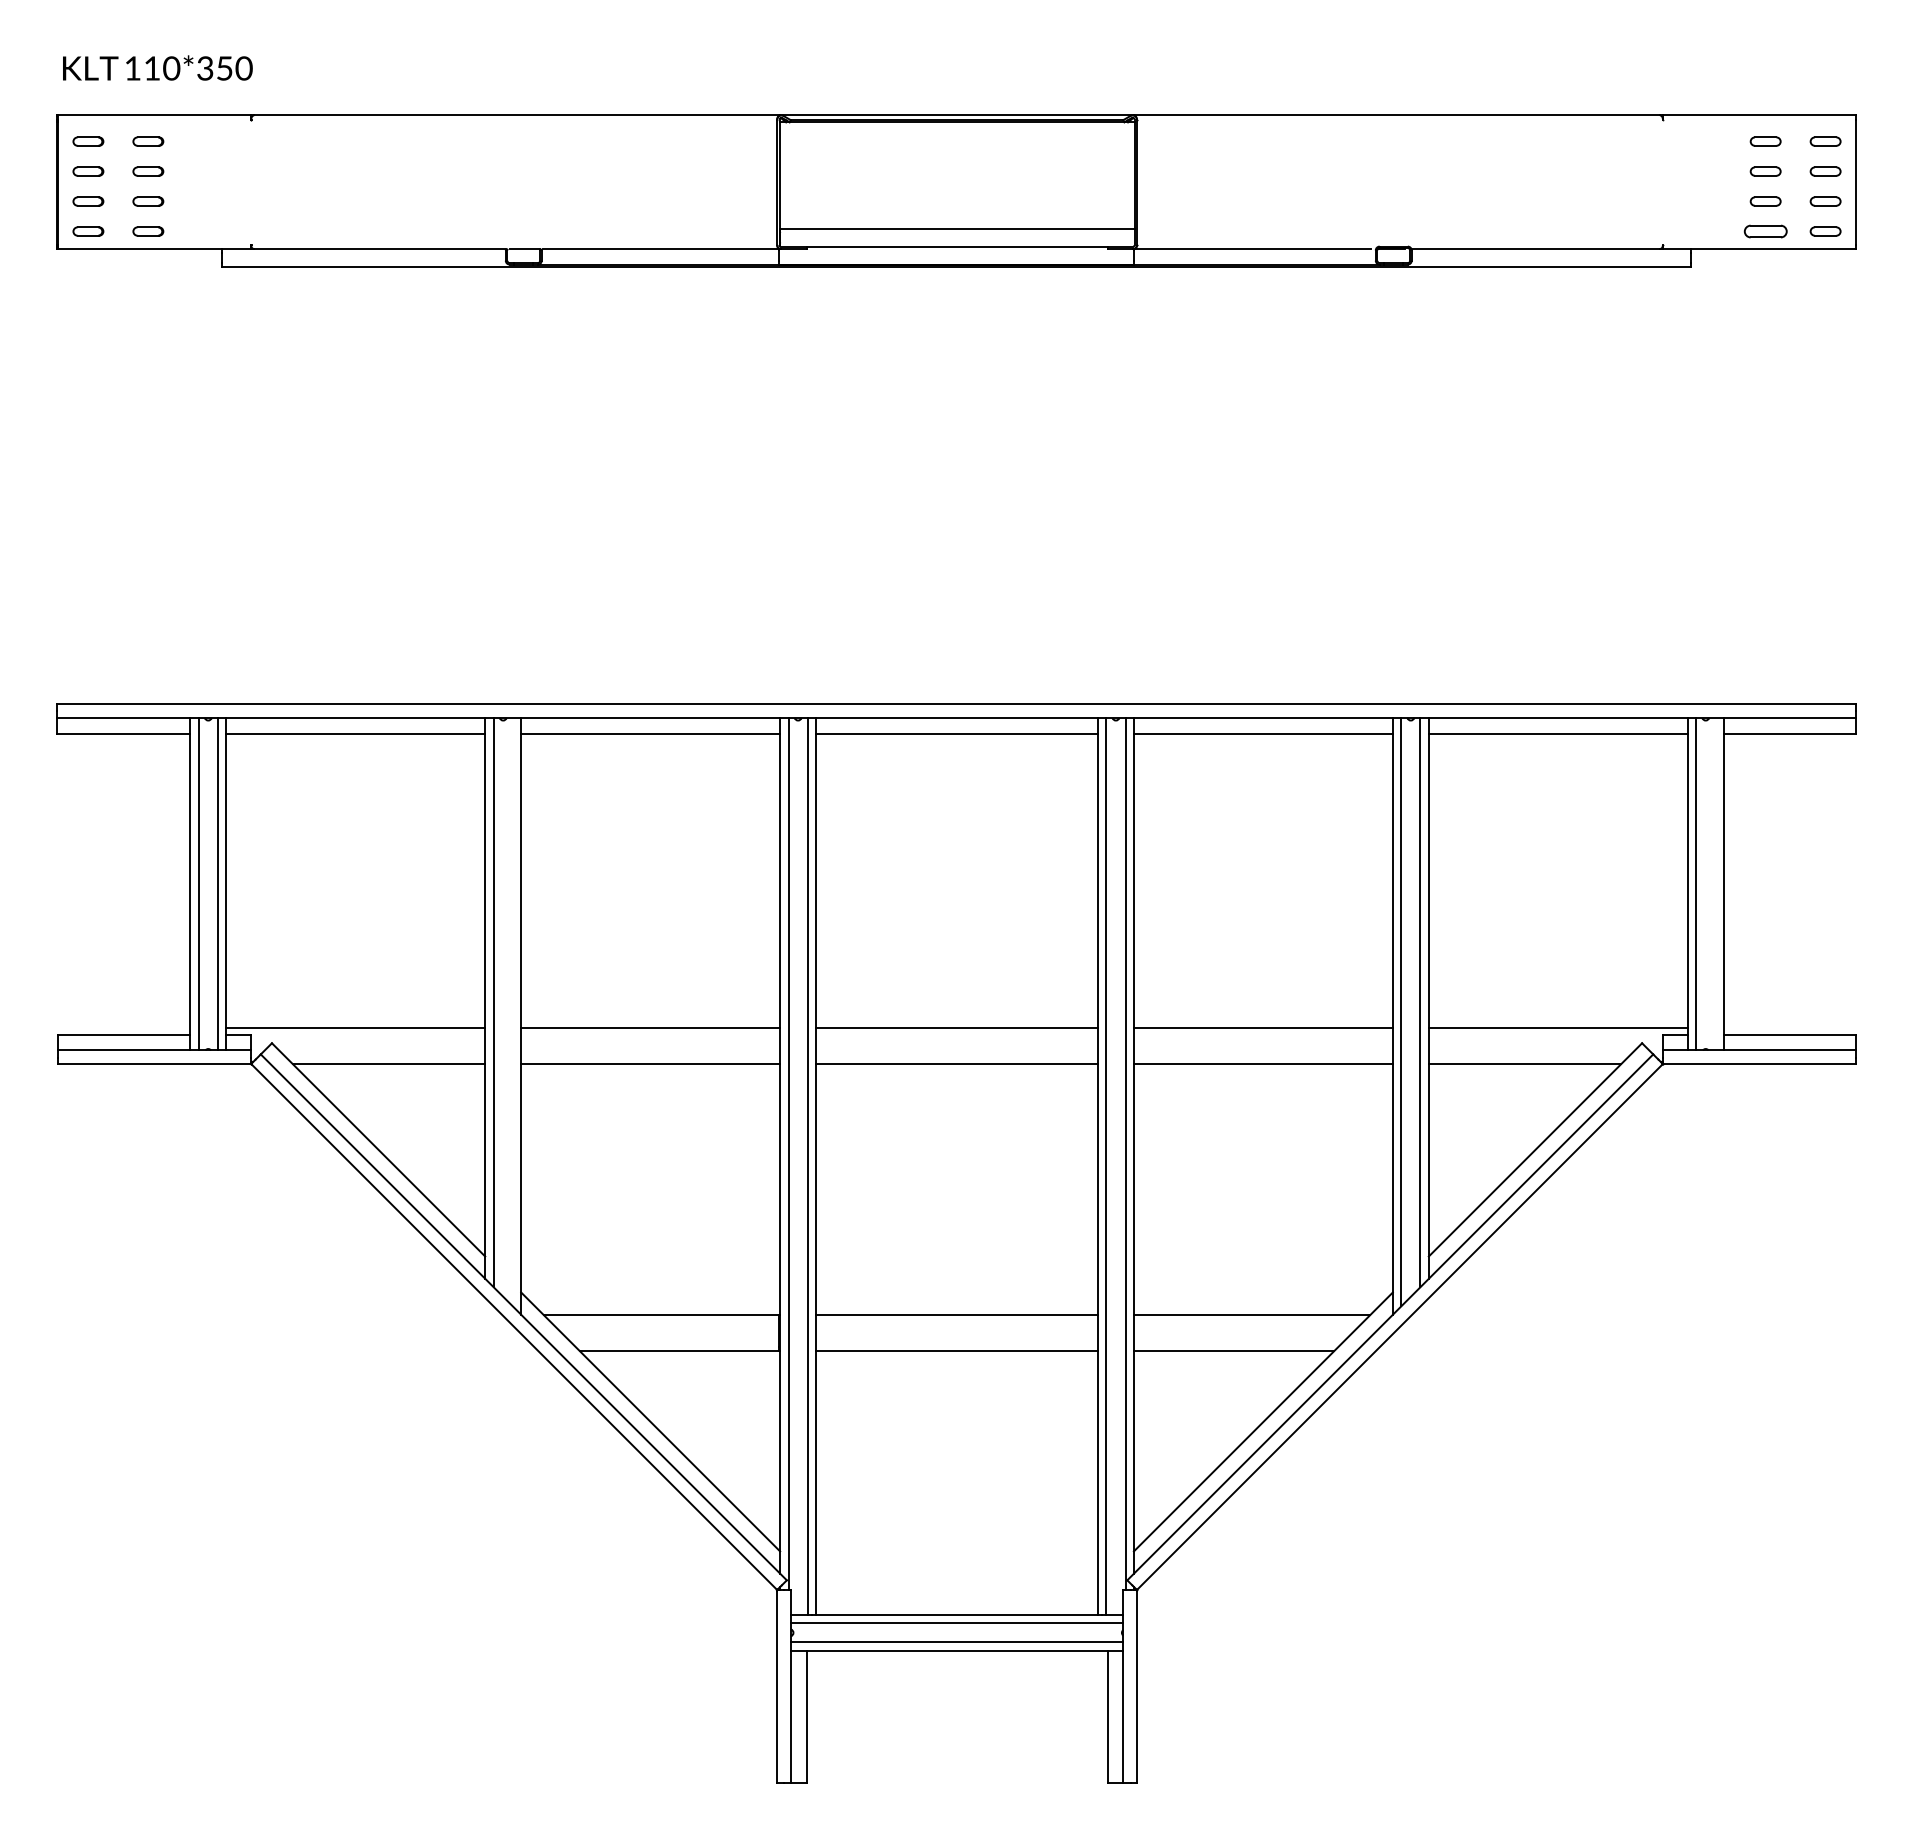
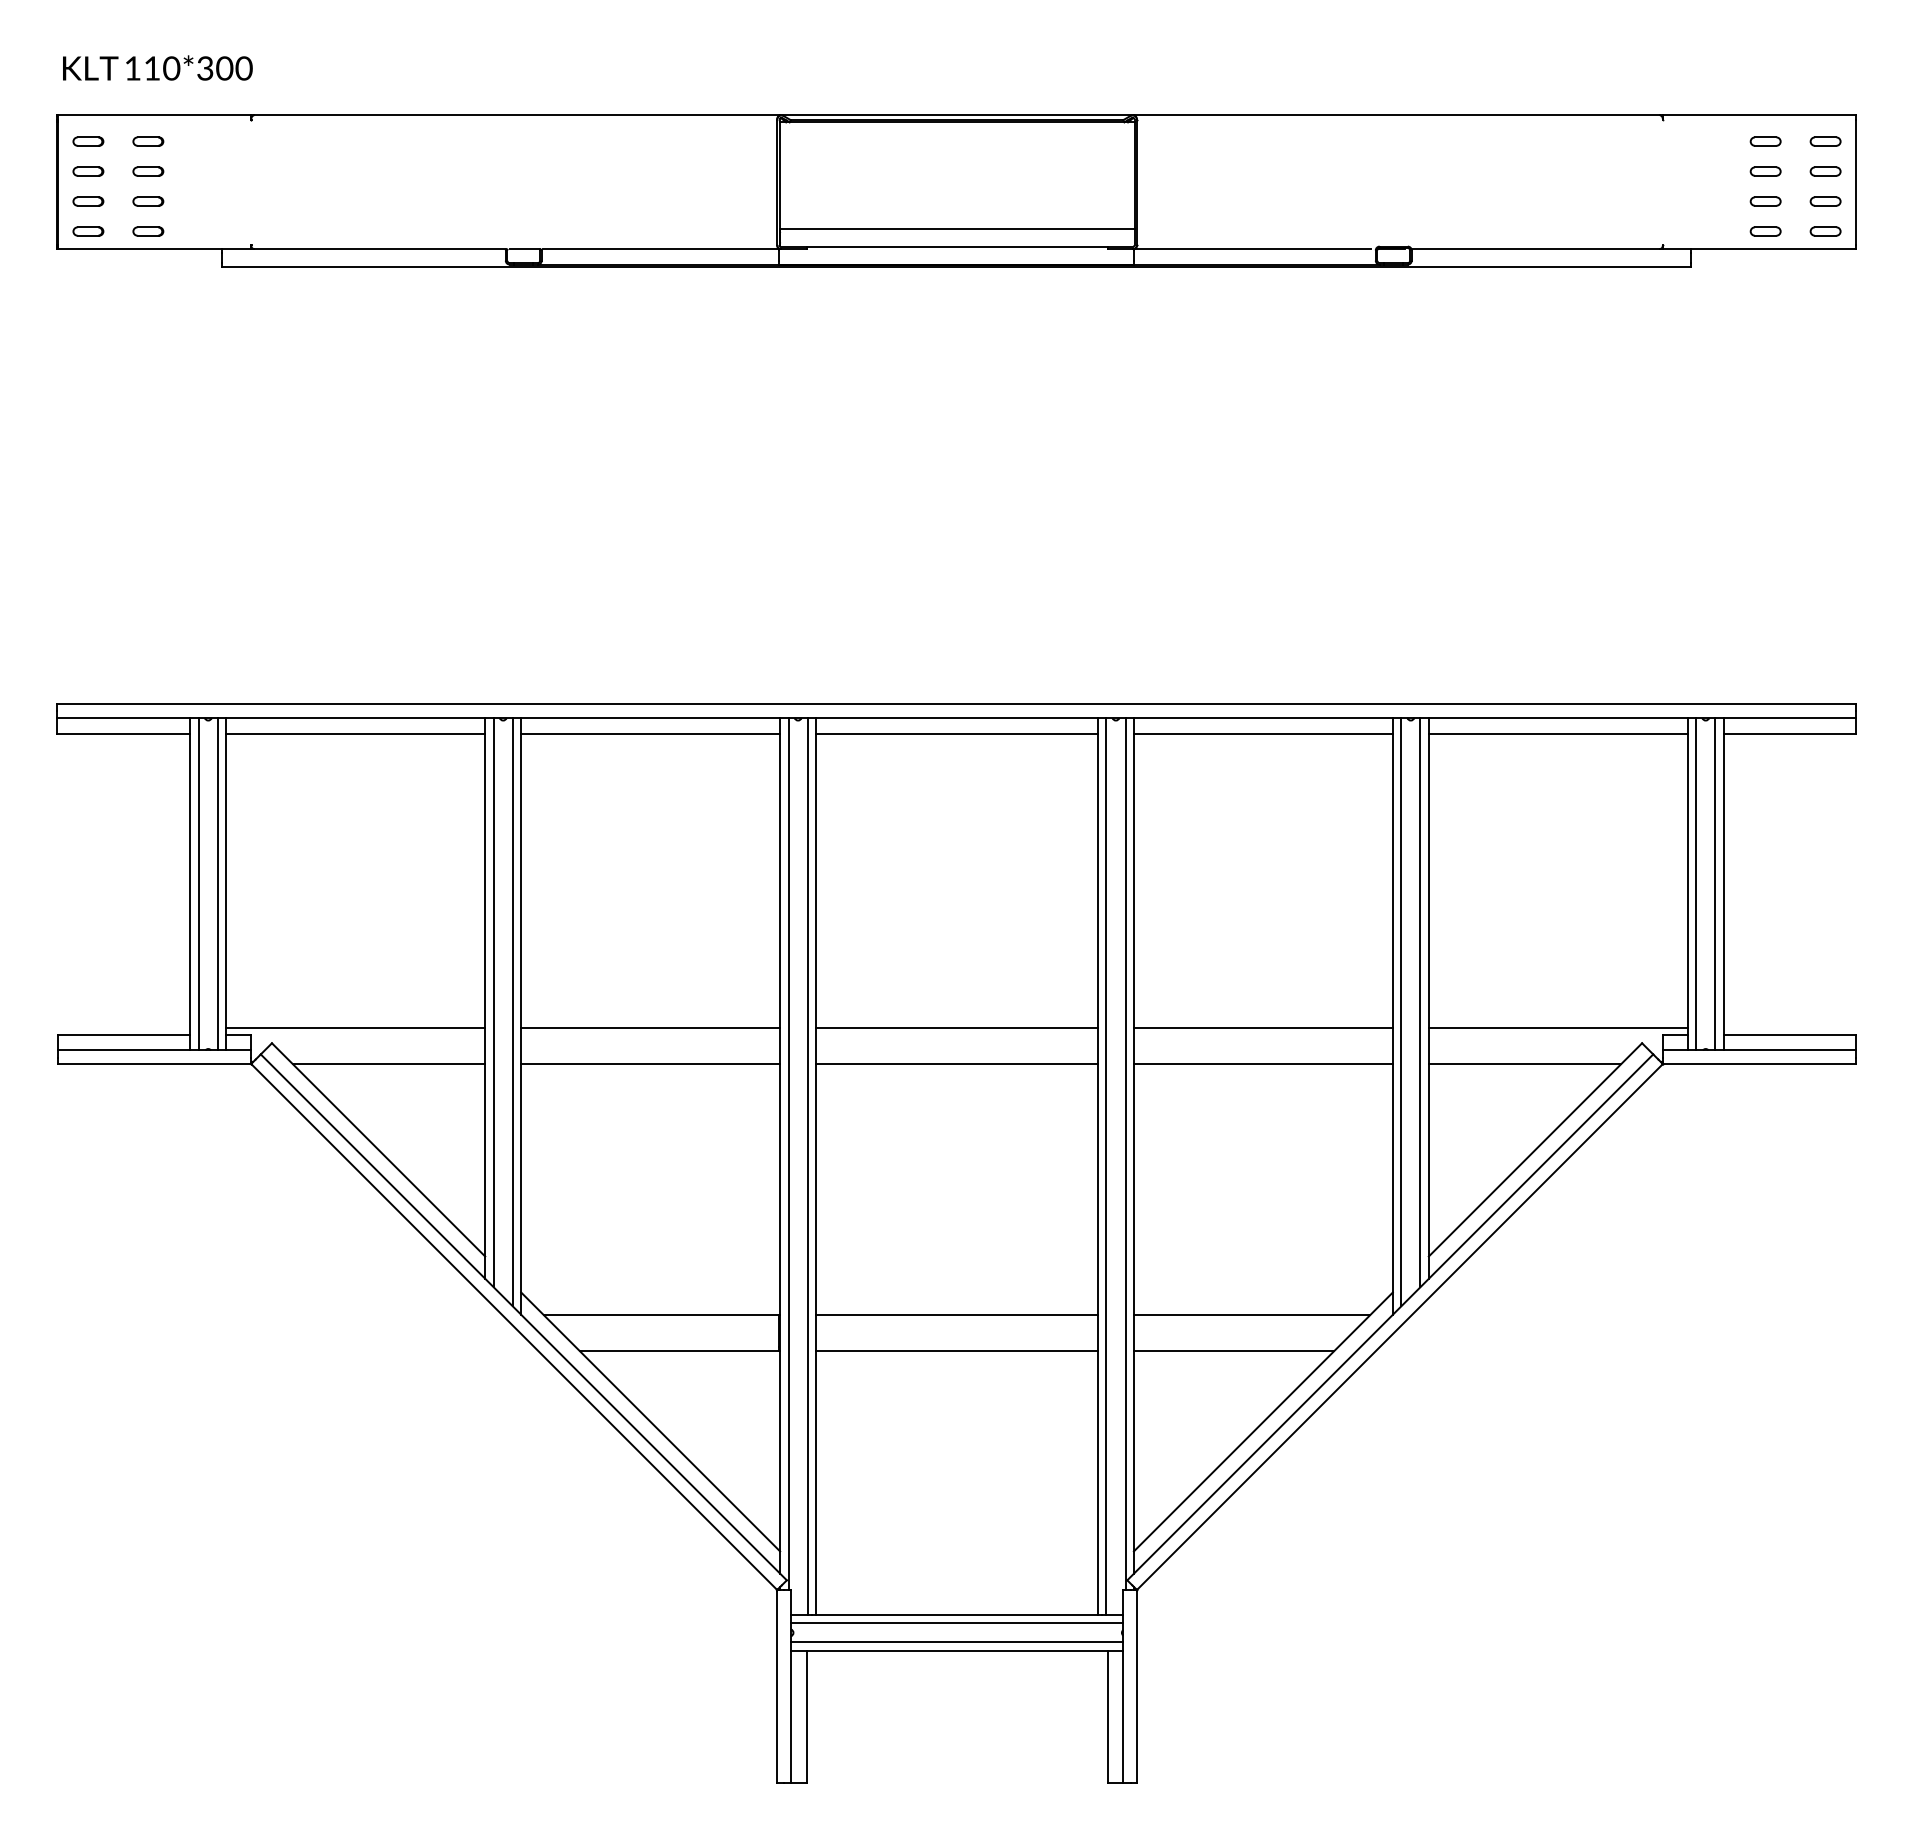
text: 110*350 -> 110*300 (224, 68)
part size: 45x15 px -> 33x11 px (1765, 231)
line: none -> present (1715, 883)
line: none -> present (512, 1011)
